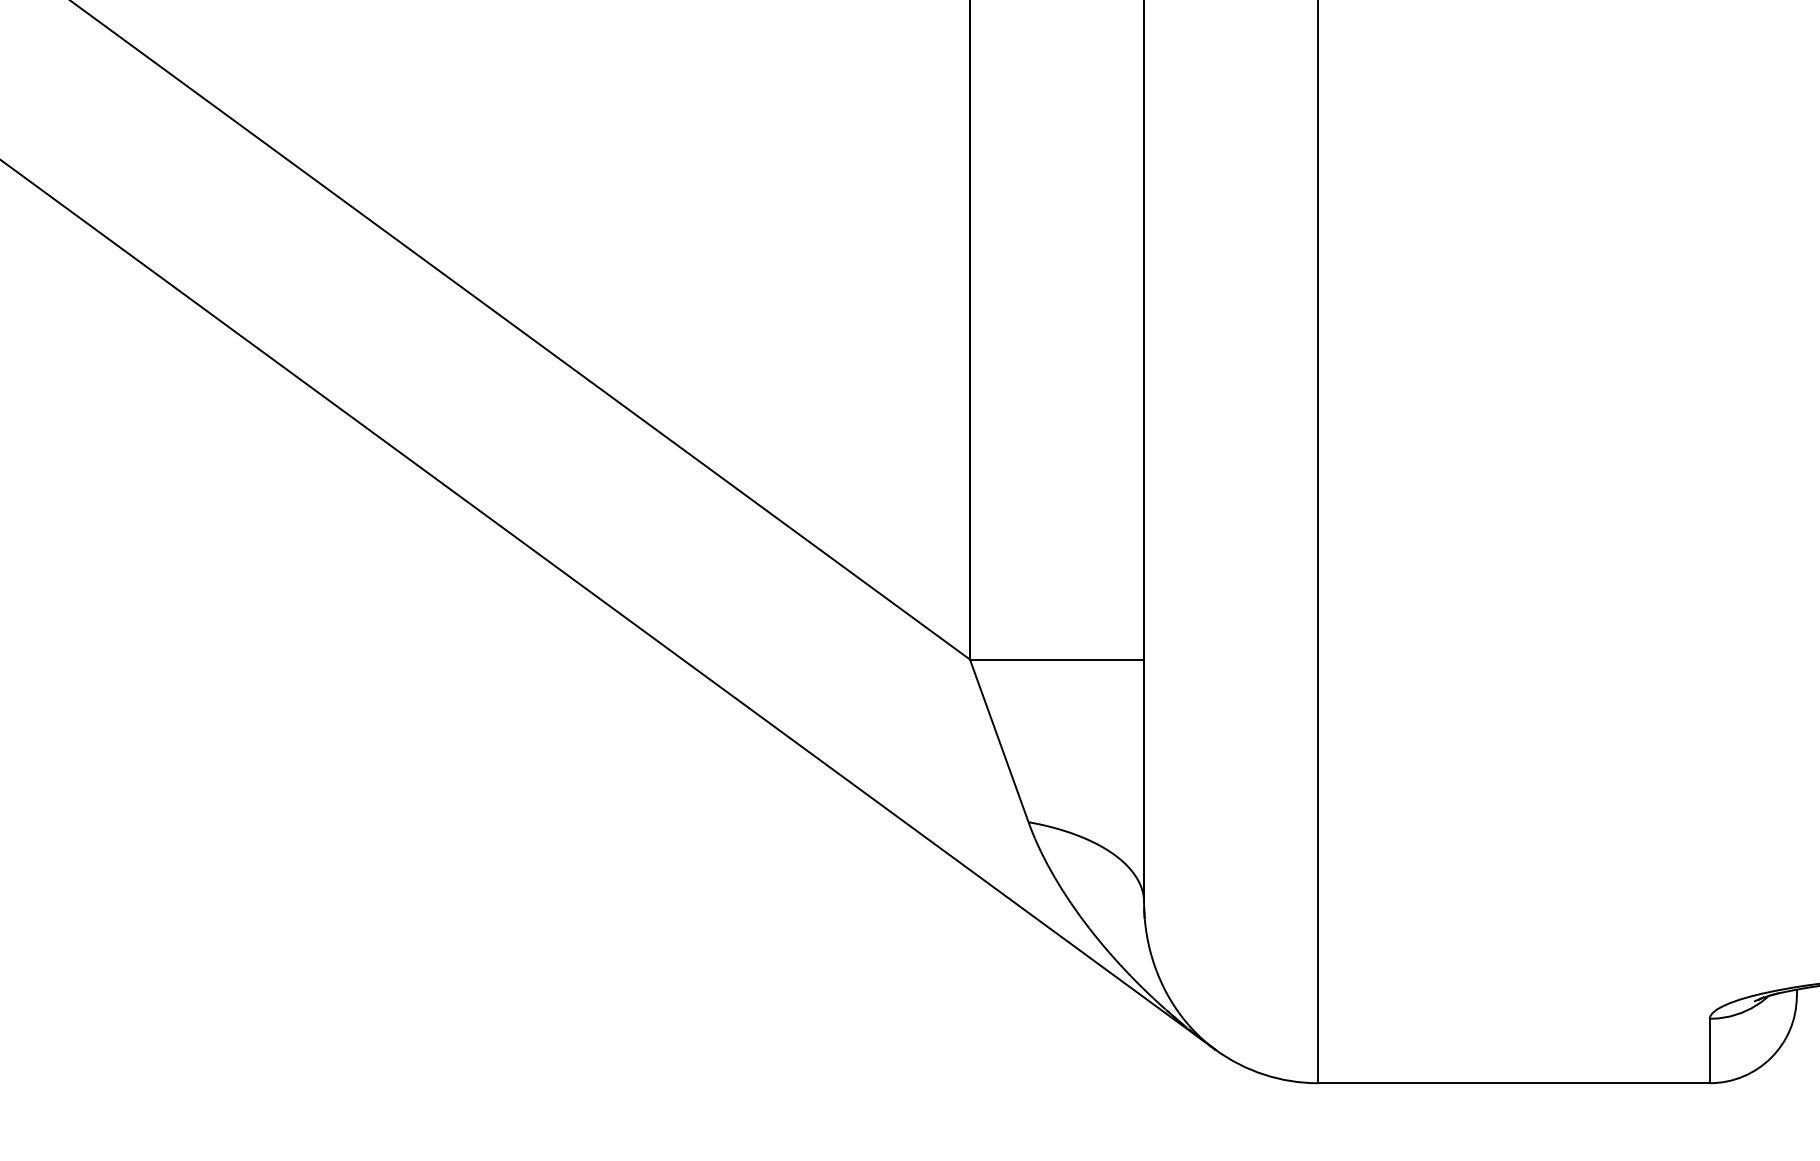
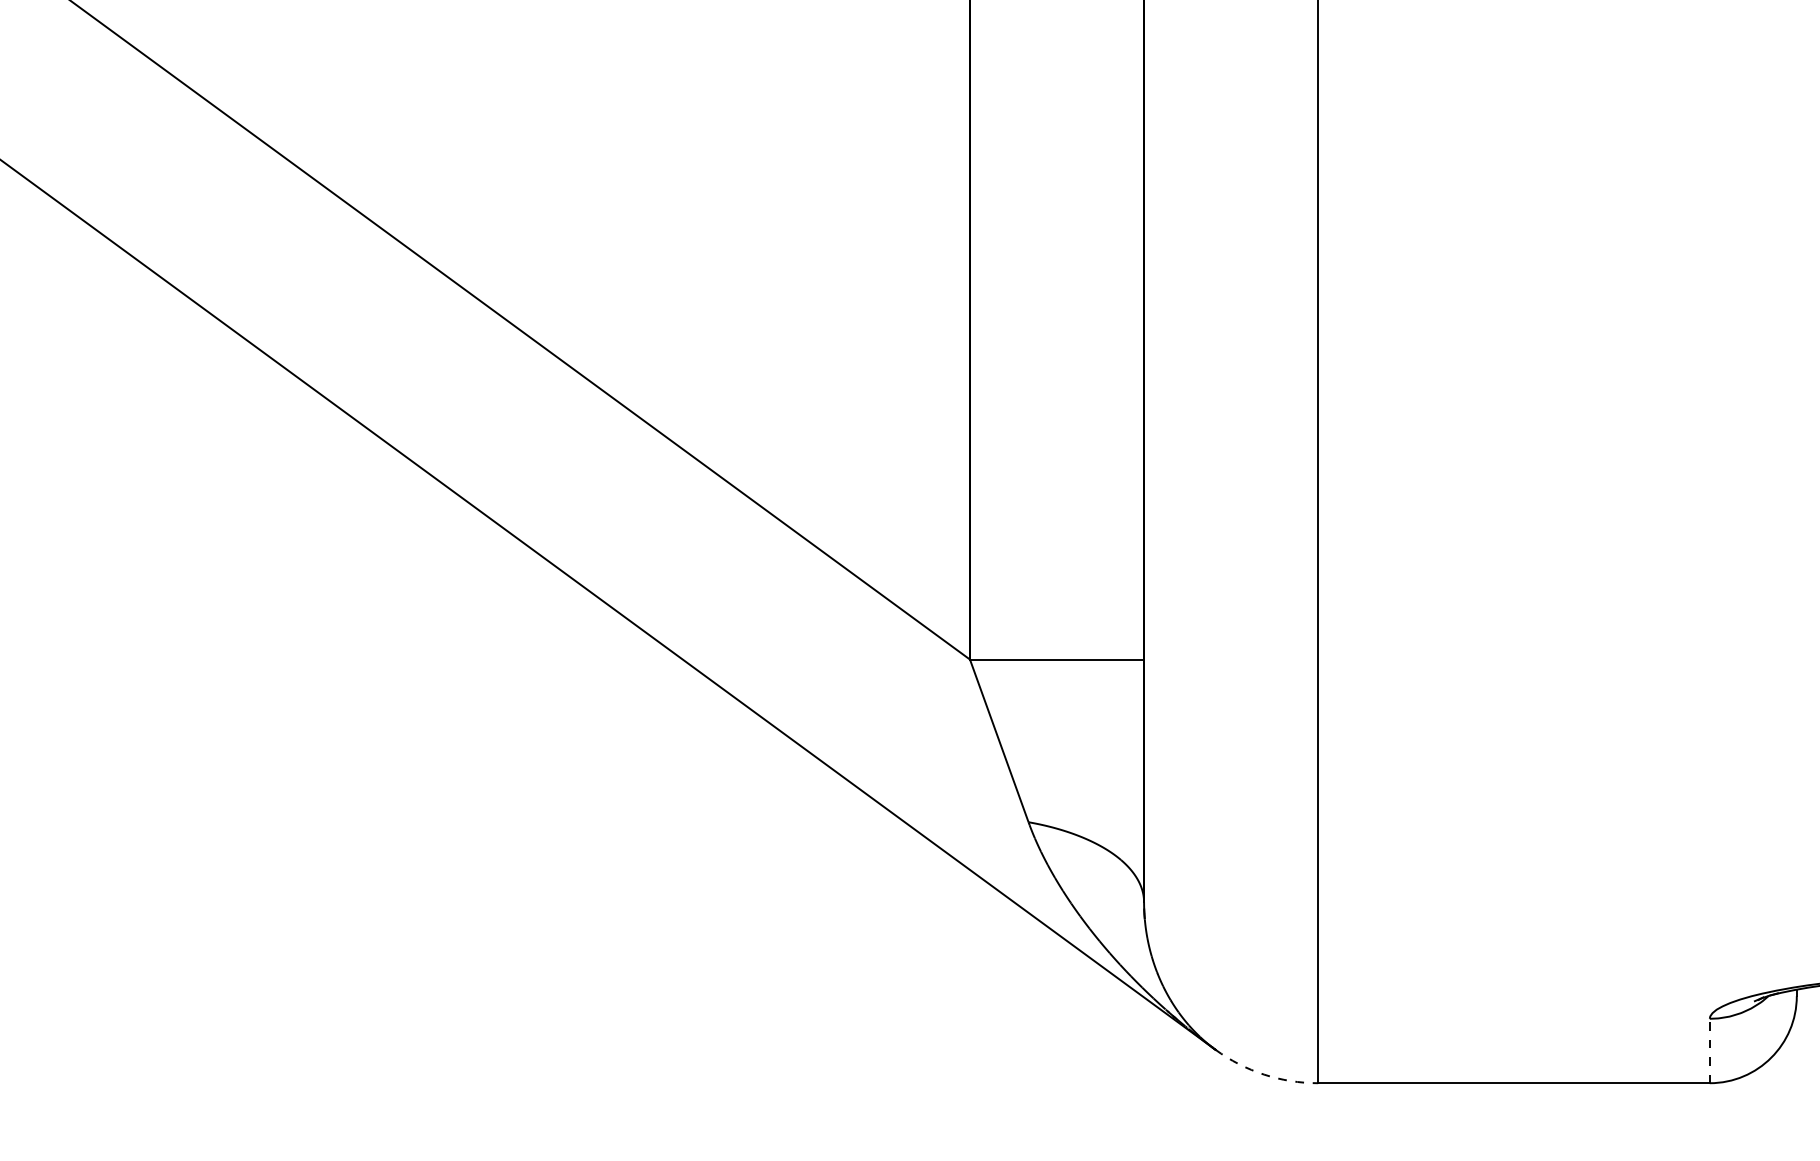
line: solid -> dashed (1709, 1050)
arc: solid -> dashed (1264, 1074)
